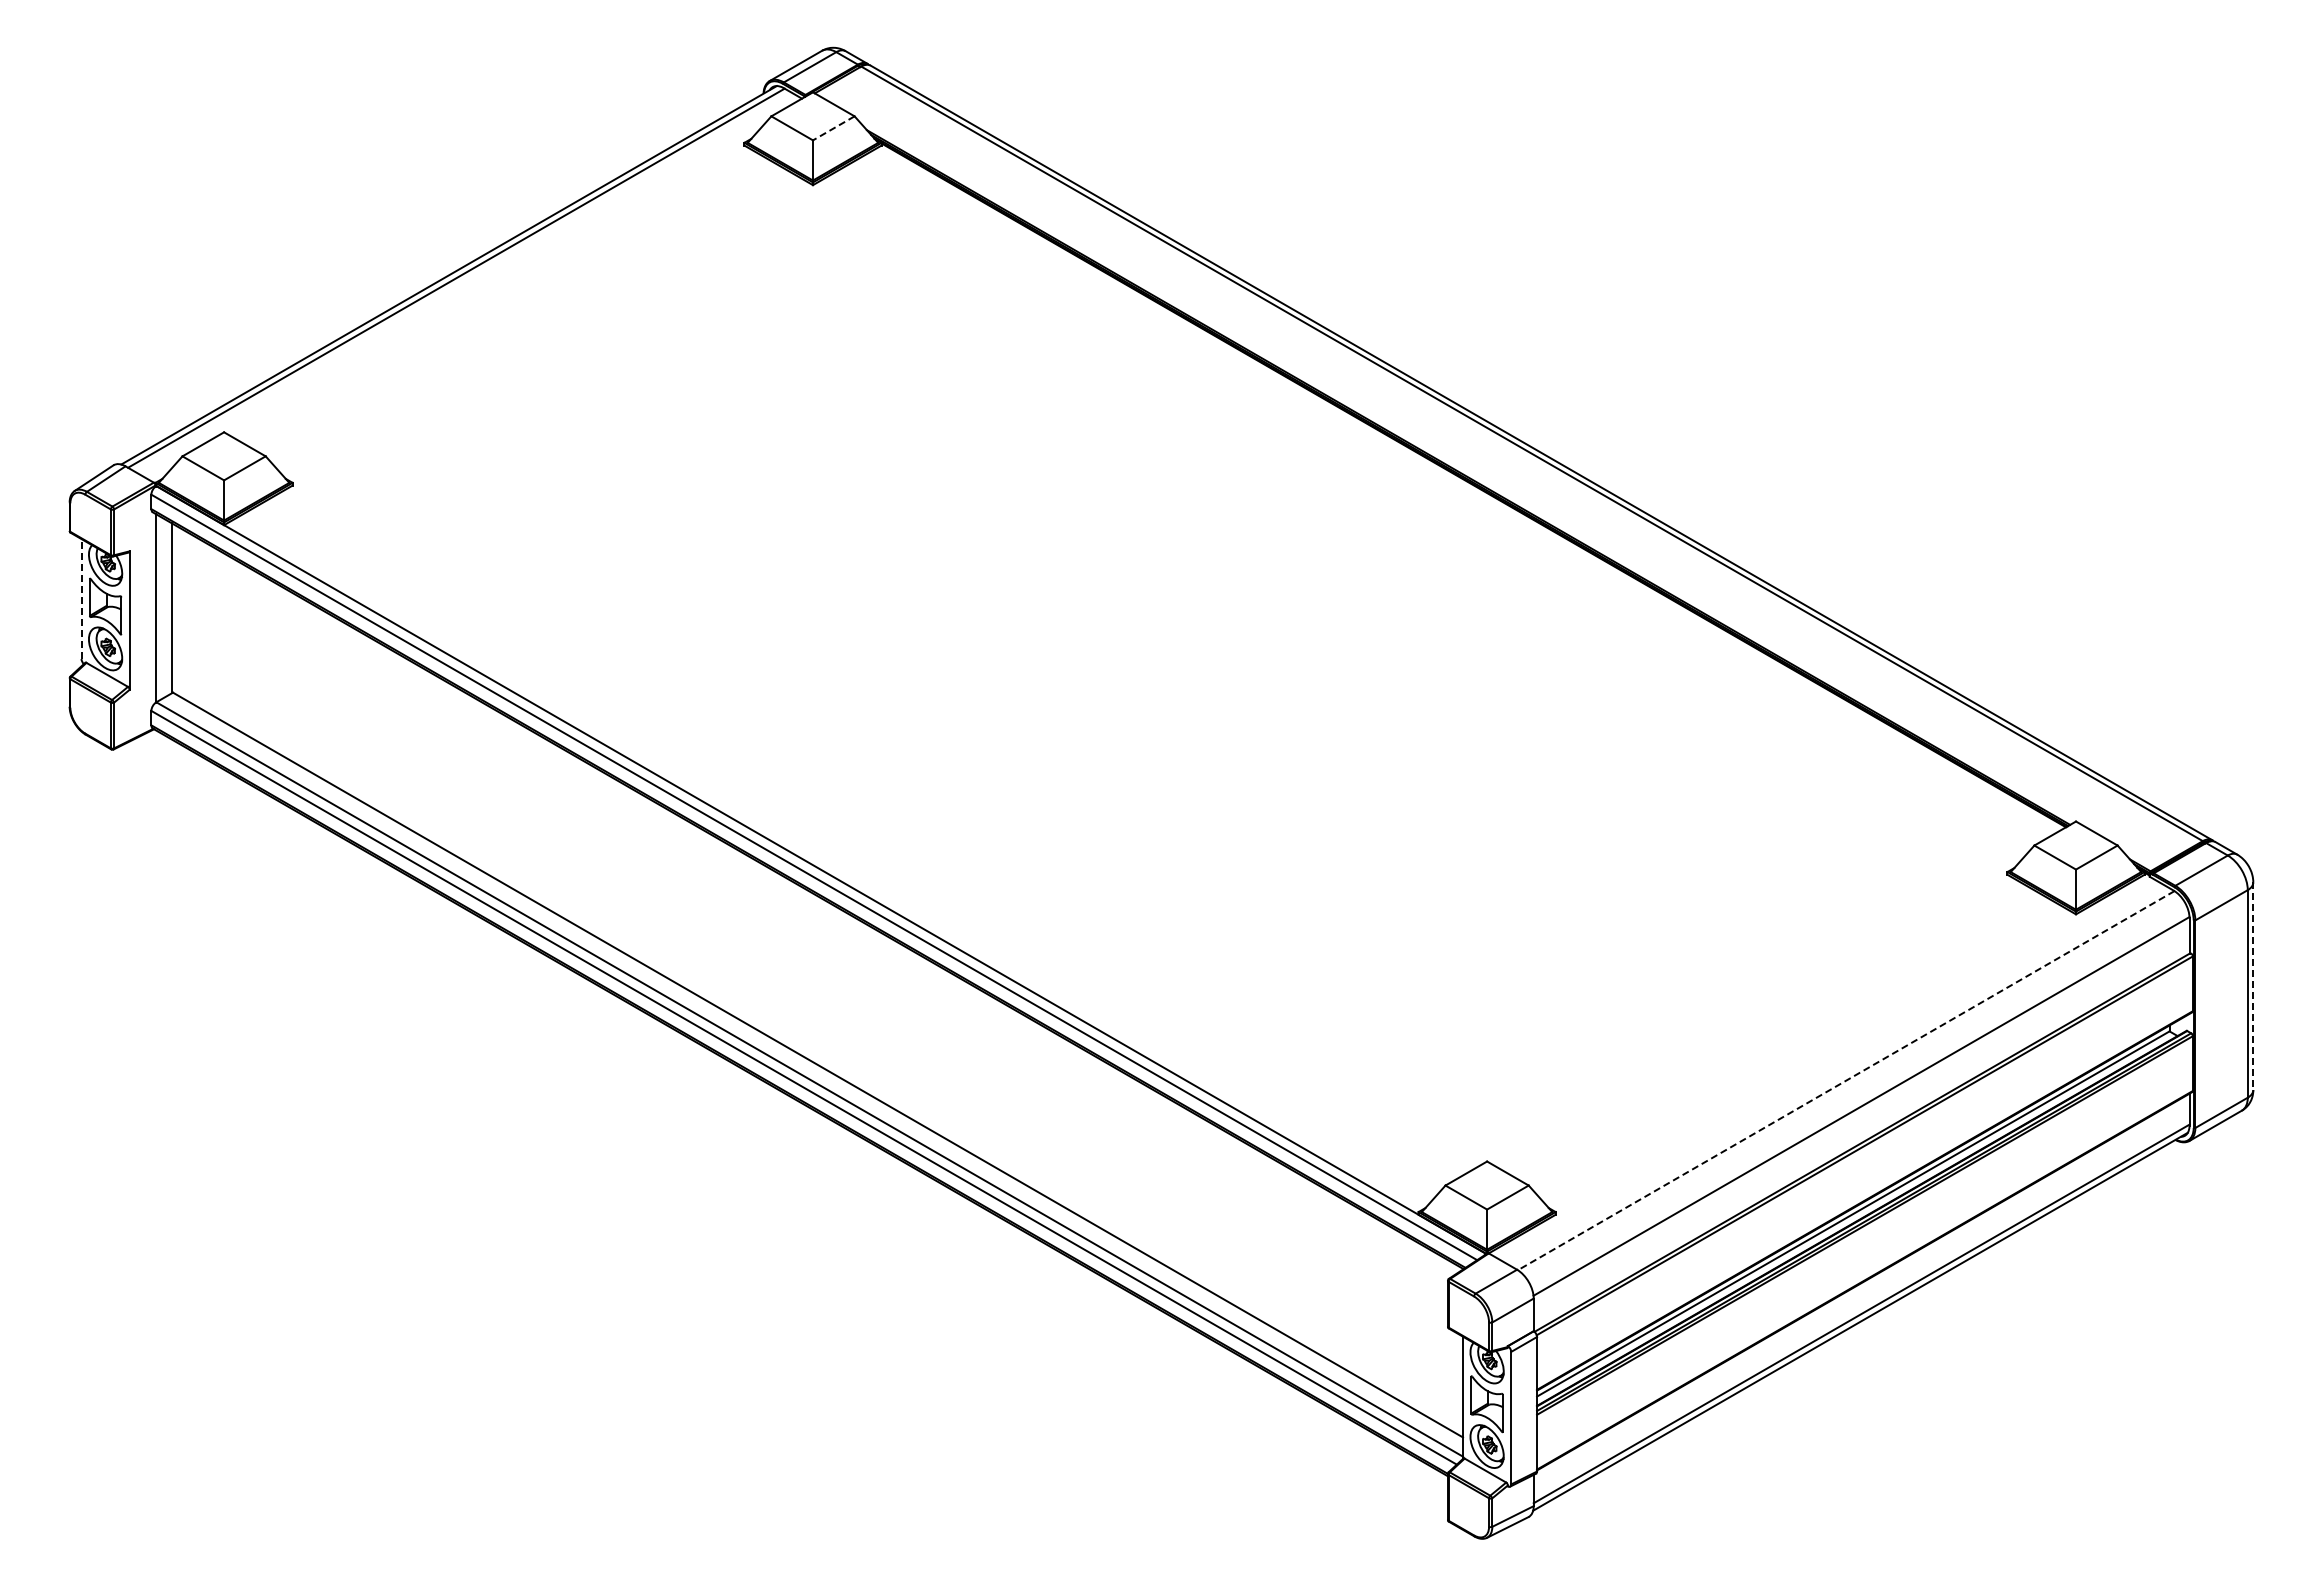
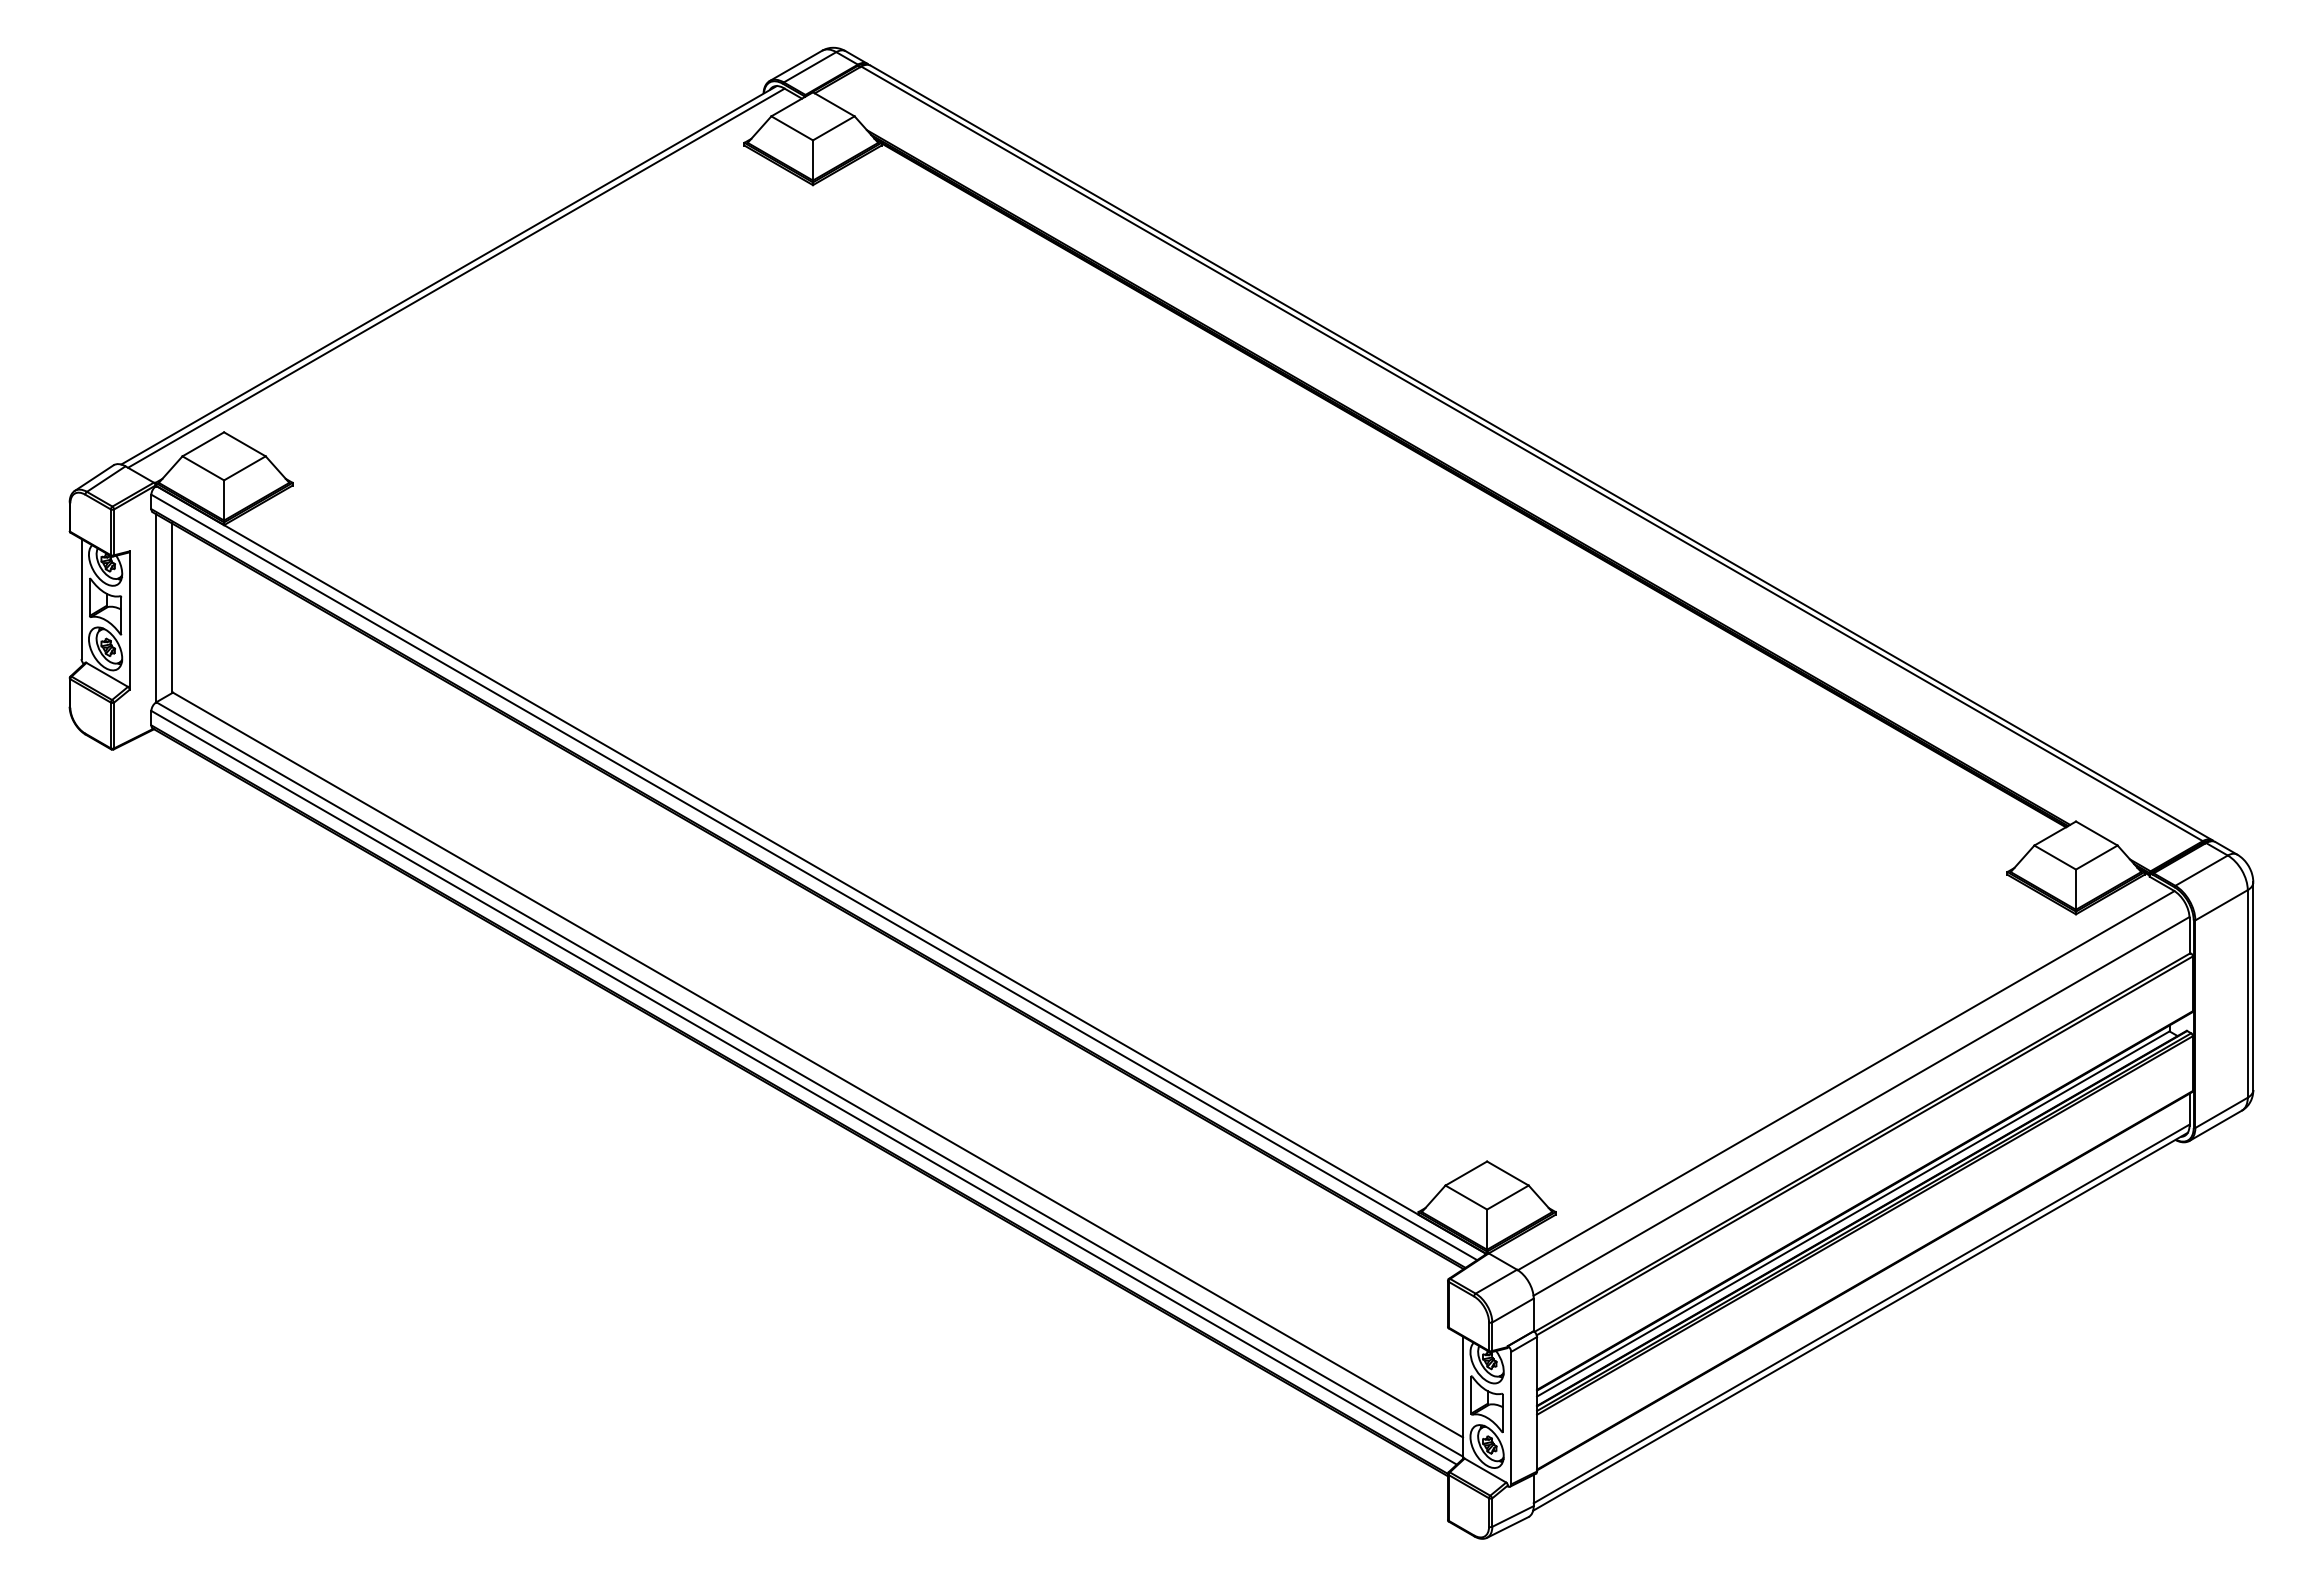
line: dashed -> solid (833, 128)
line: dashed -> solid (81, 599)
line: dashed -> solid (2253, 986)
line: dashed -> solid (1845, 1080)
